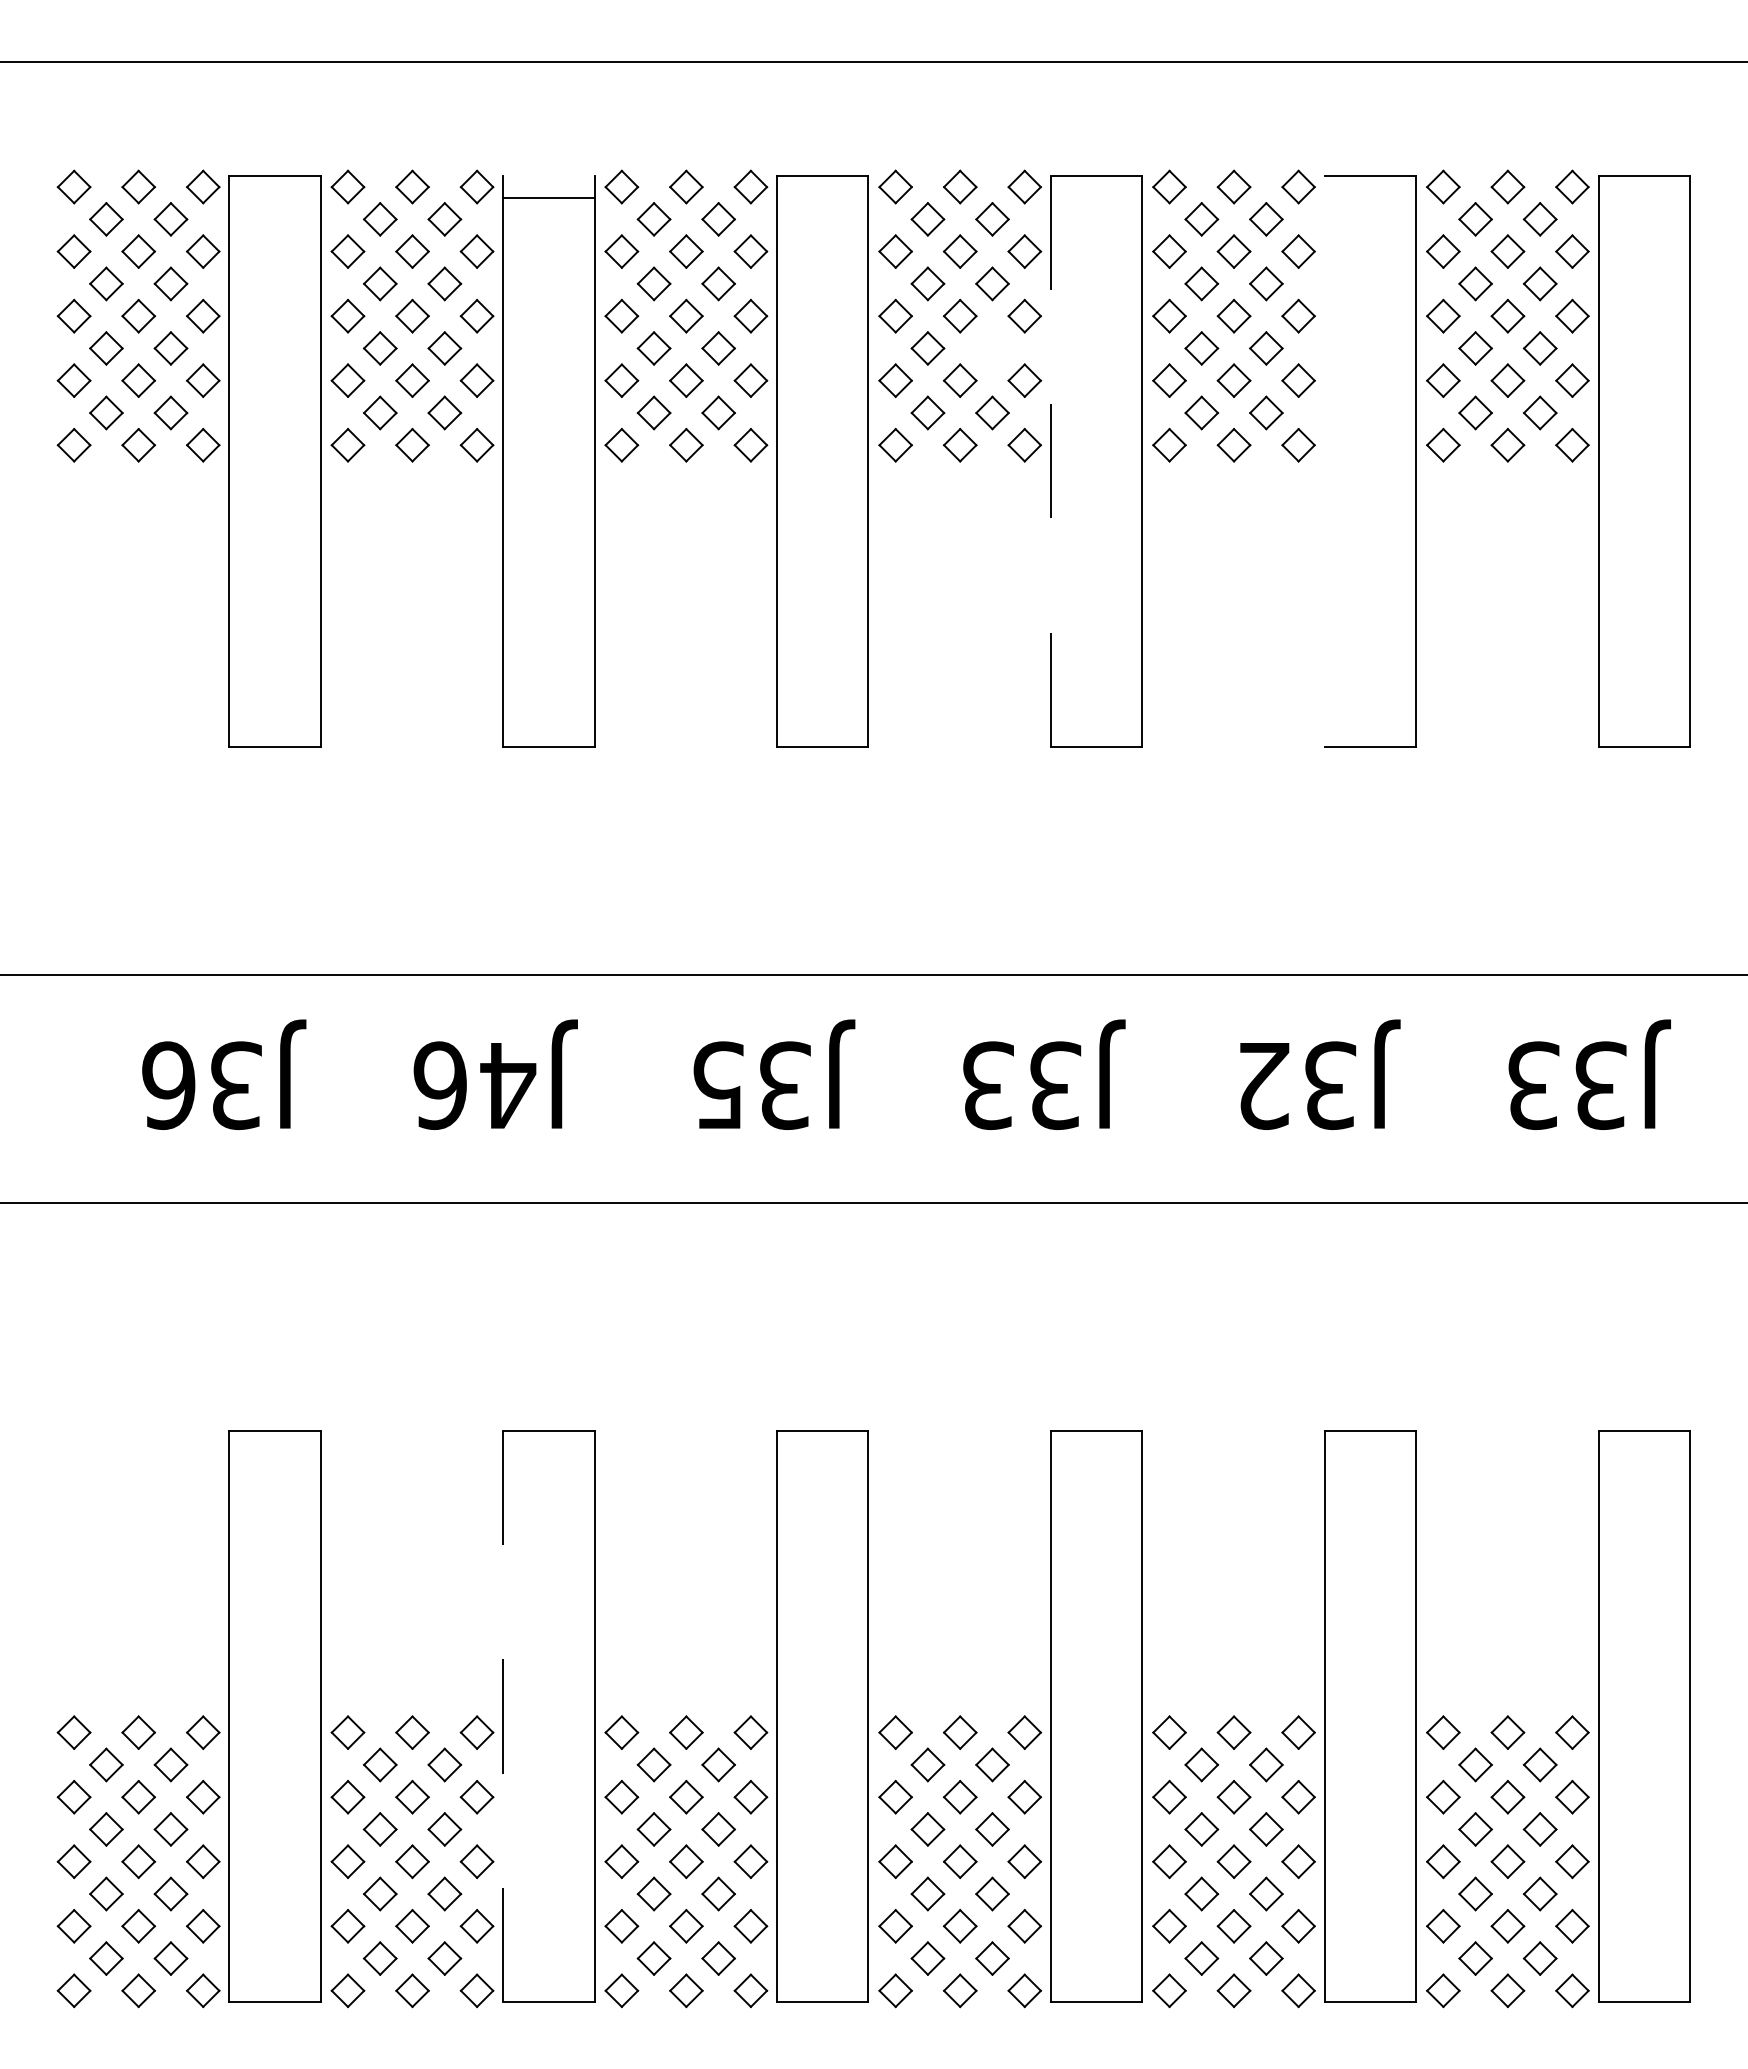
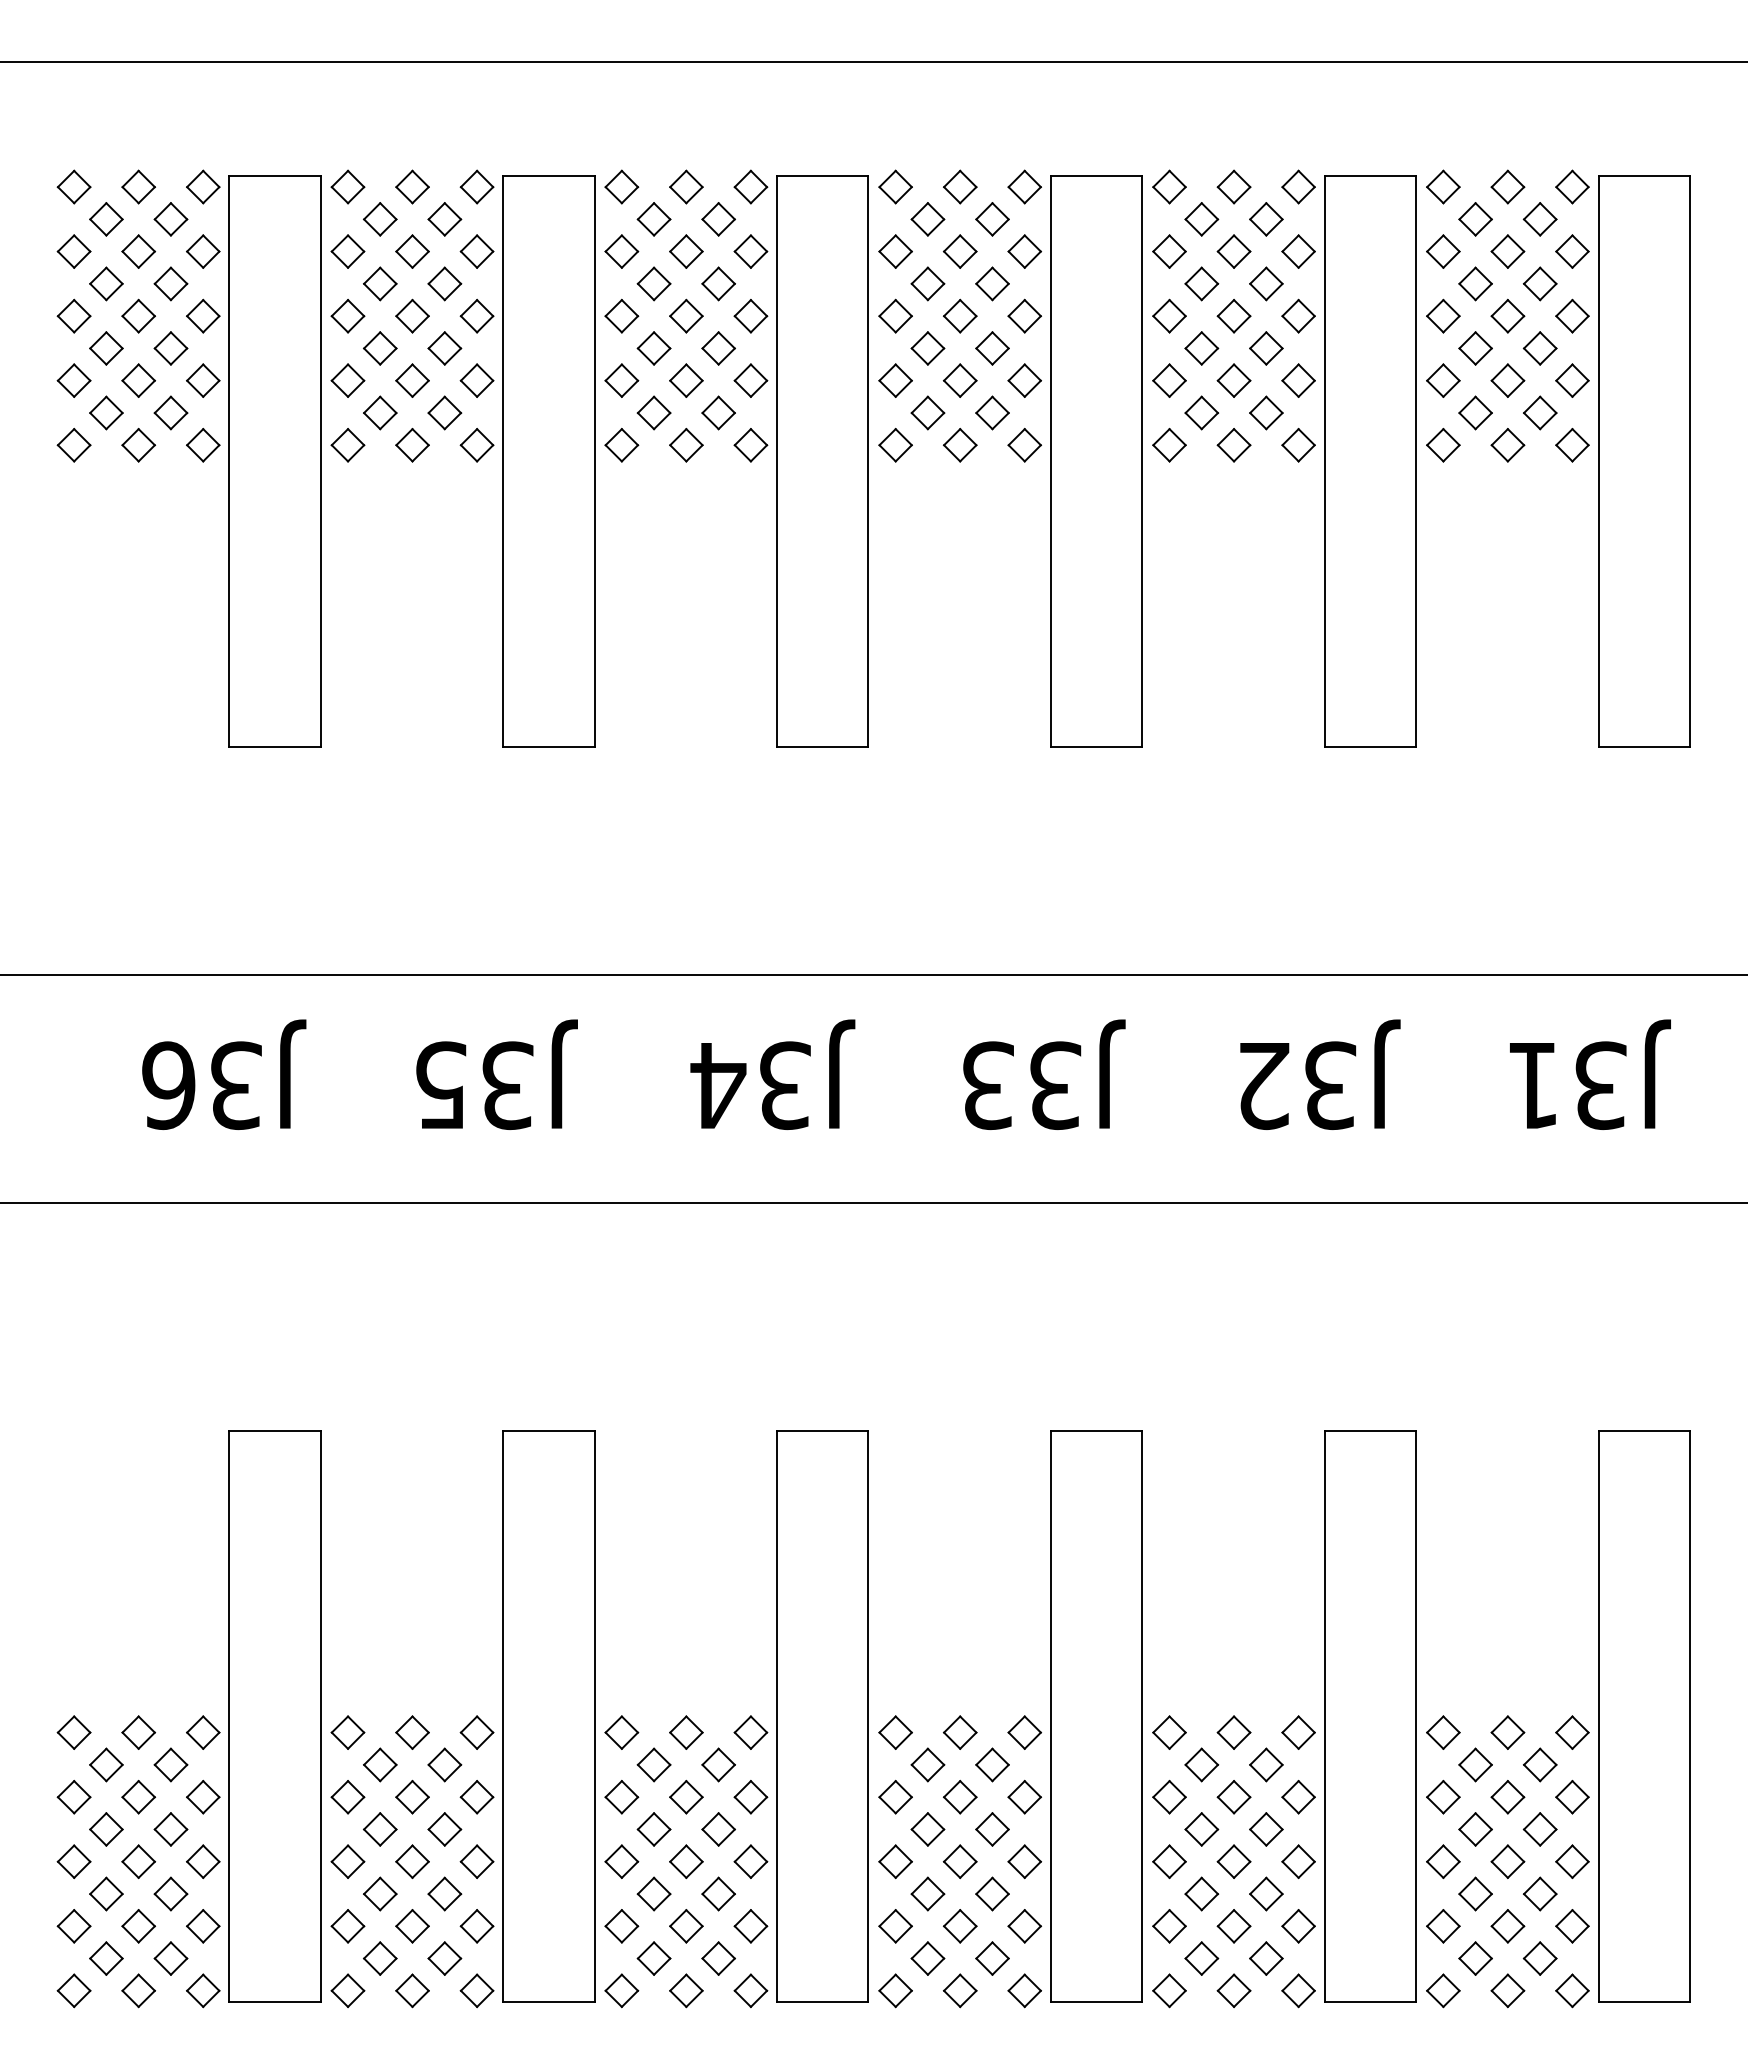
line position: (548, 198) -> (548, 176) (548, 176)
part: none -> present (992, 348)
line: dashed -> solid (1051, 461)
line: none -> present (1324, 461)
text: J35 -> J34 (718, 1084)
text: J46 -> J35 (474, 1085)
text: J33 -> J31 (1533, 1085)
line: dashed -> solid (503, 1716)
